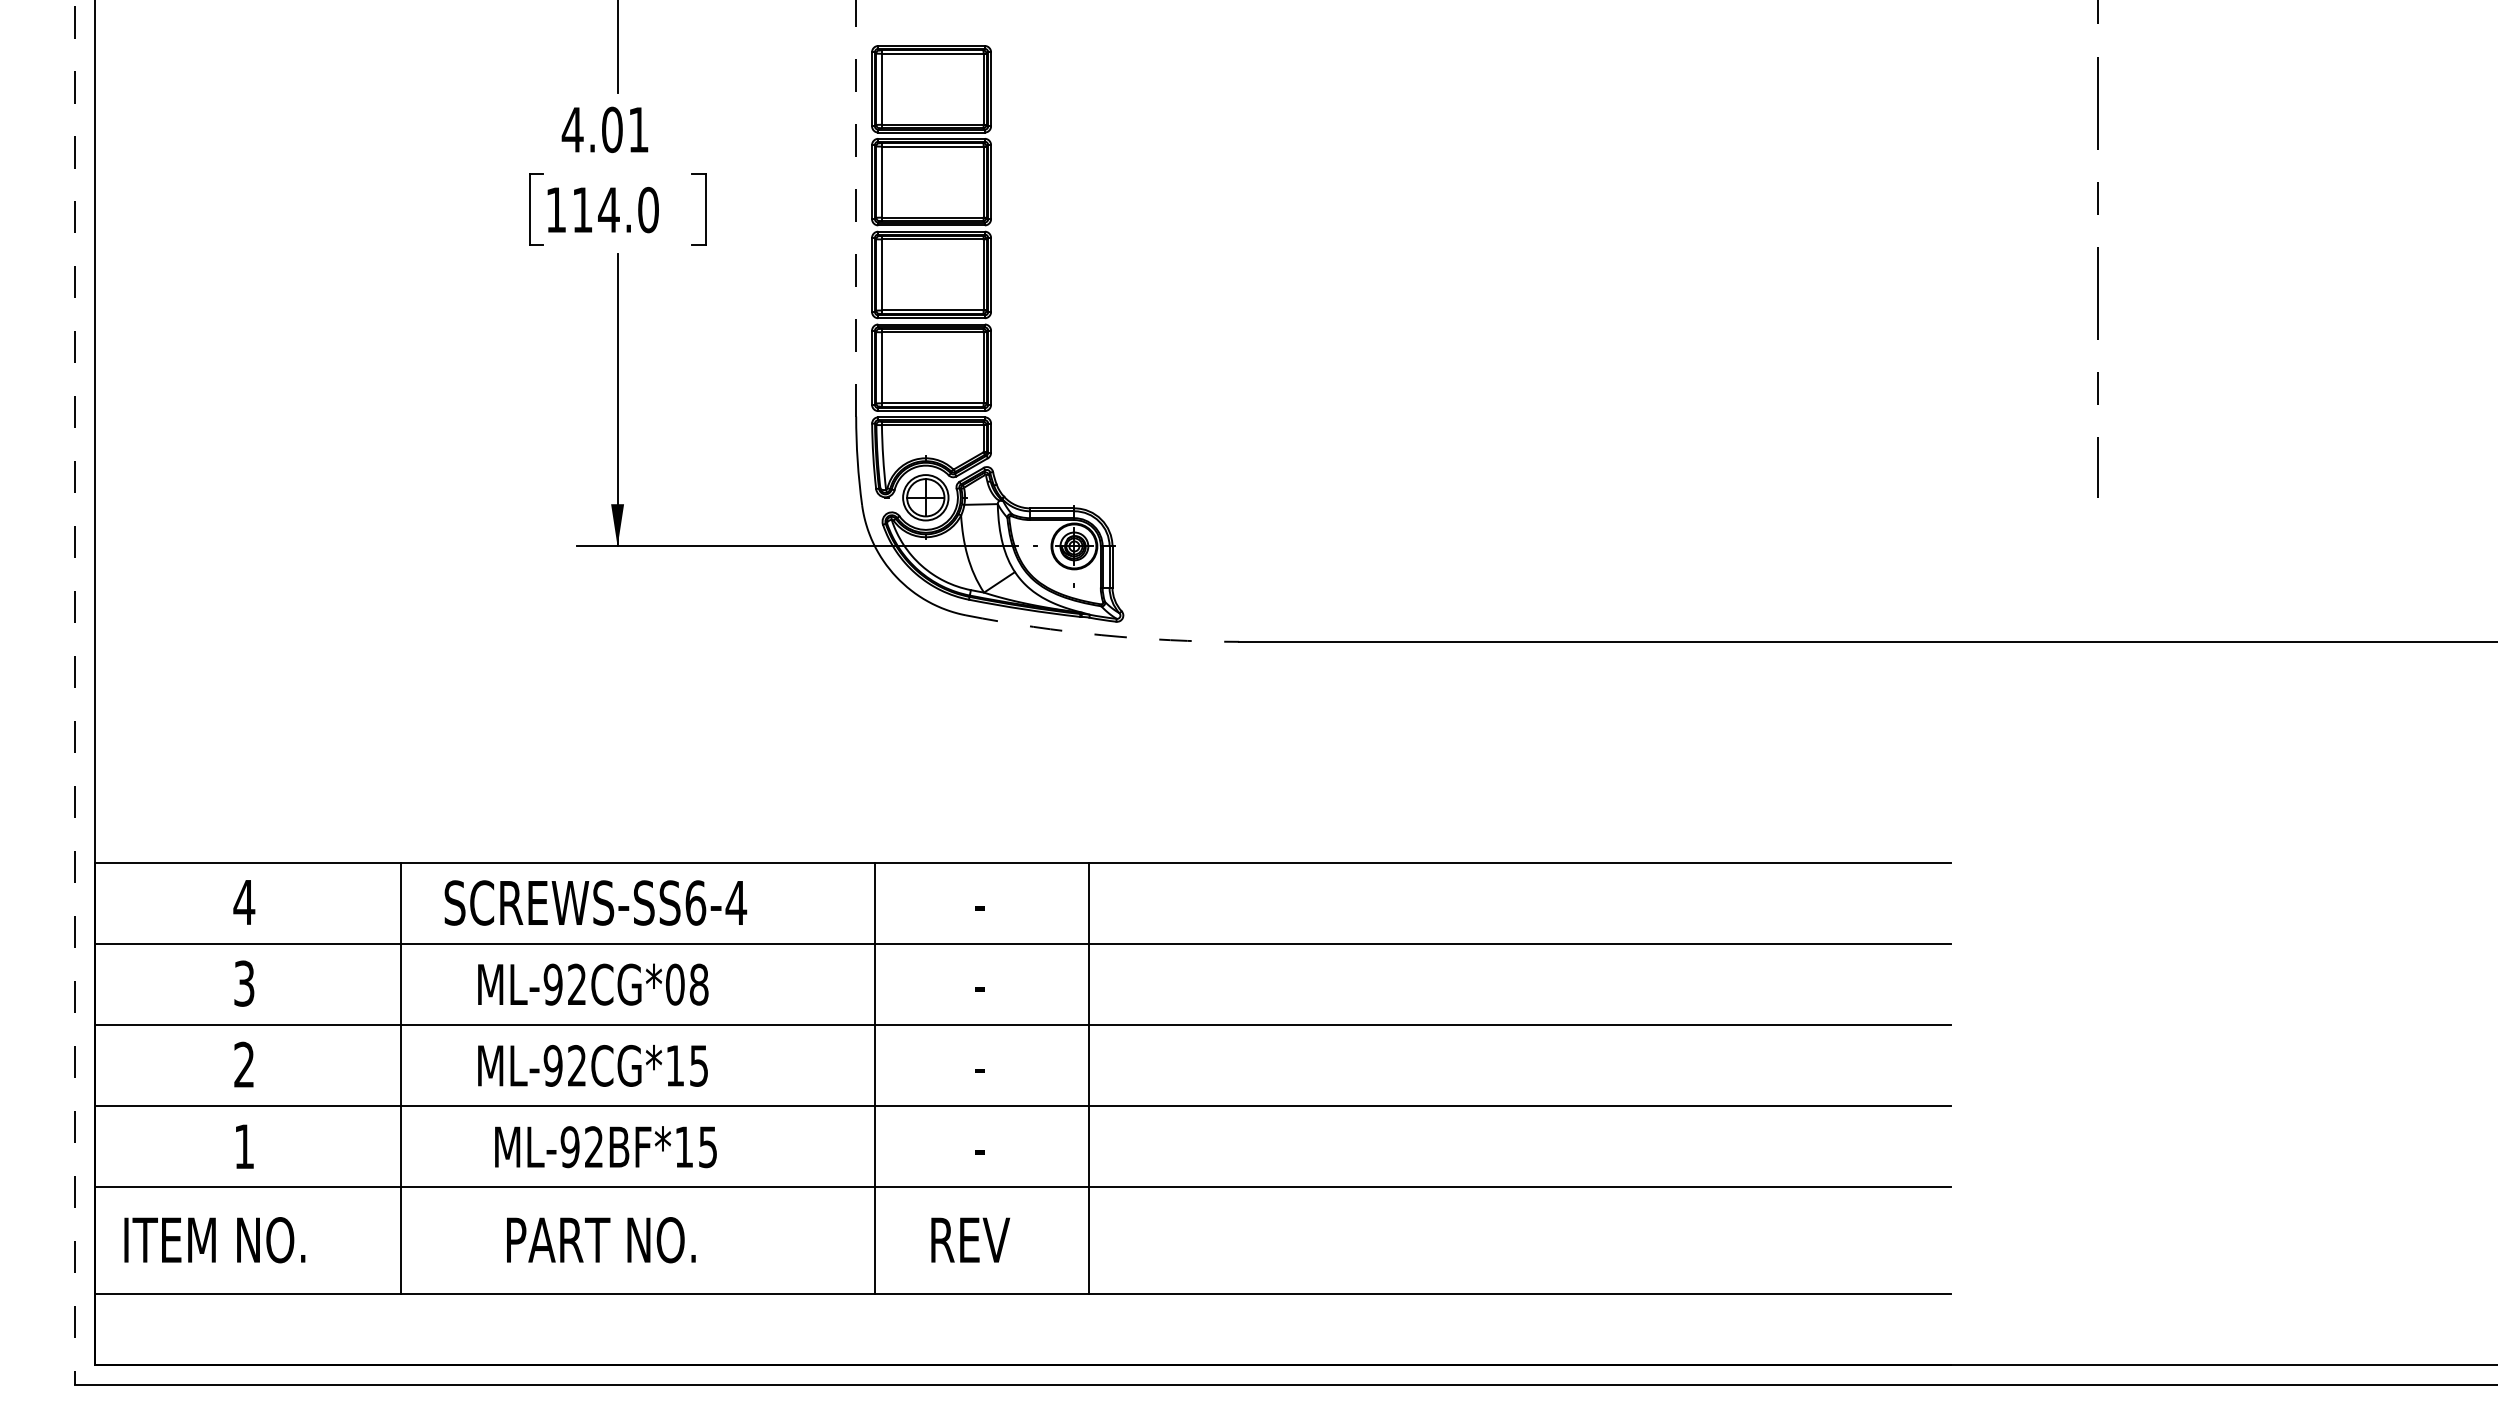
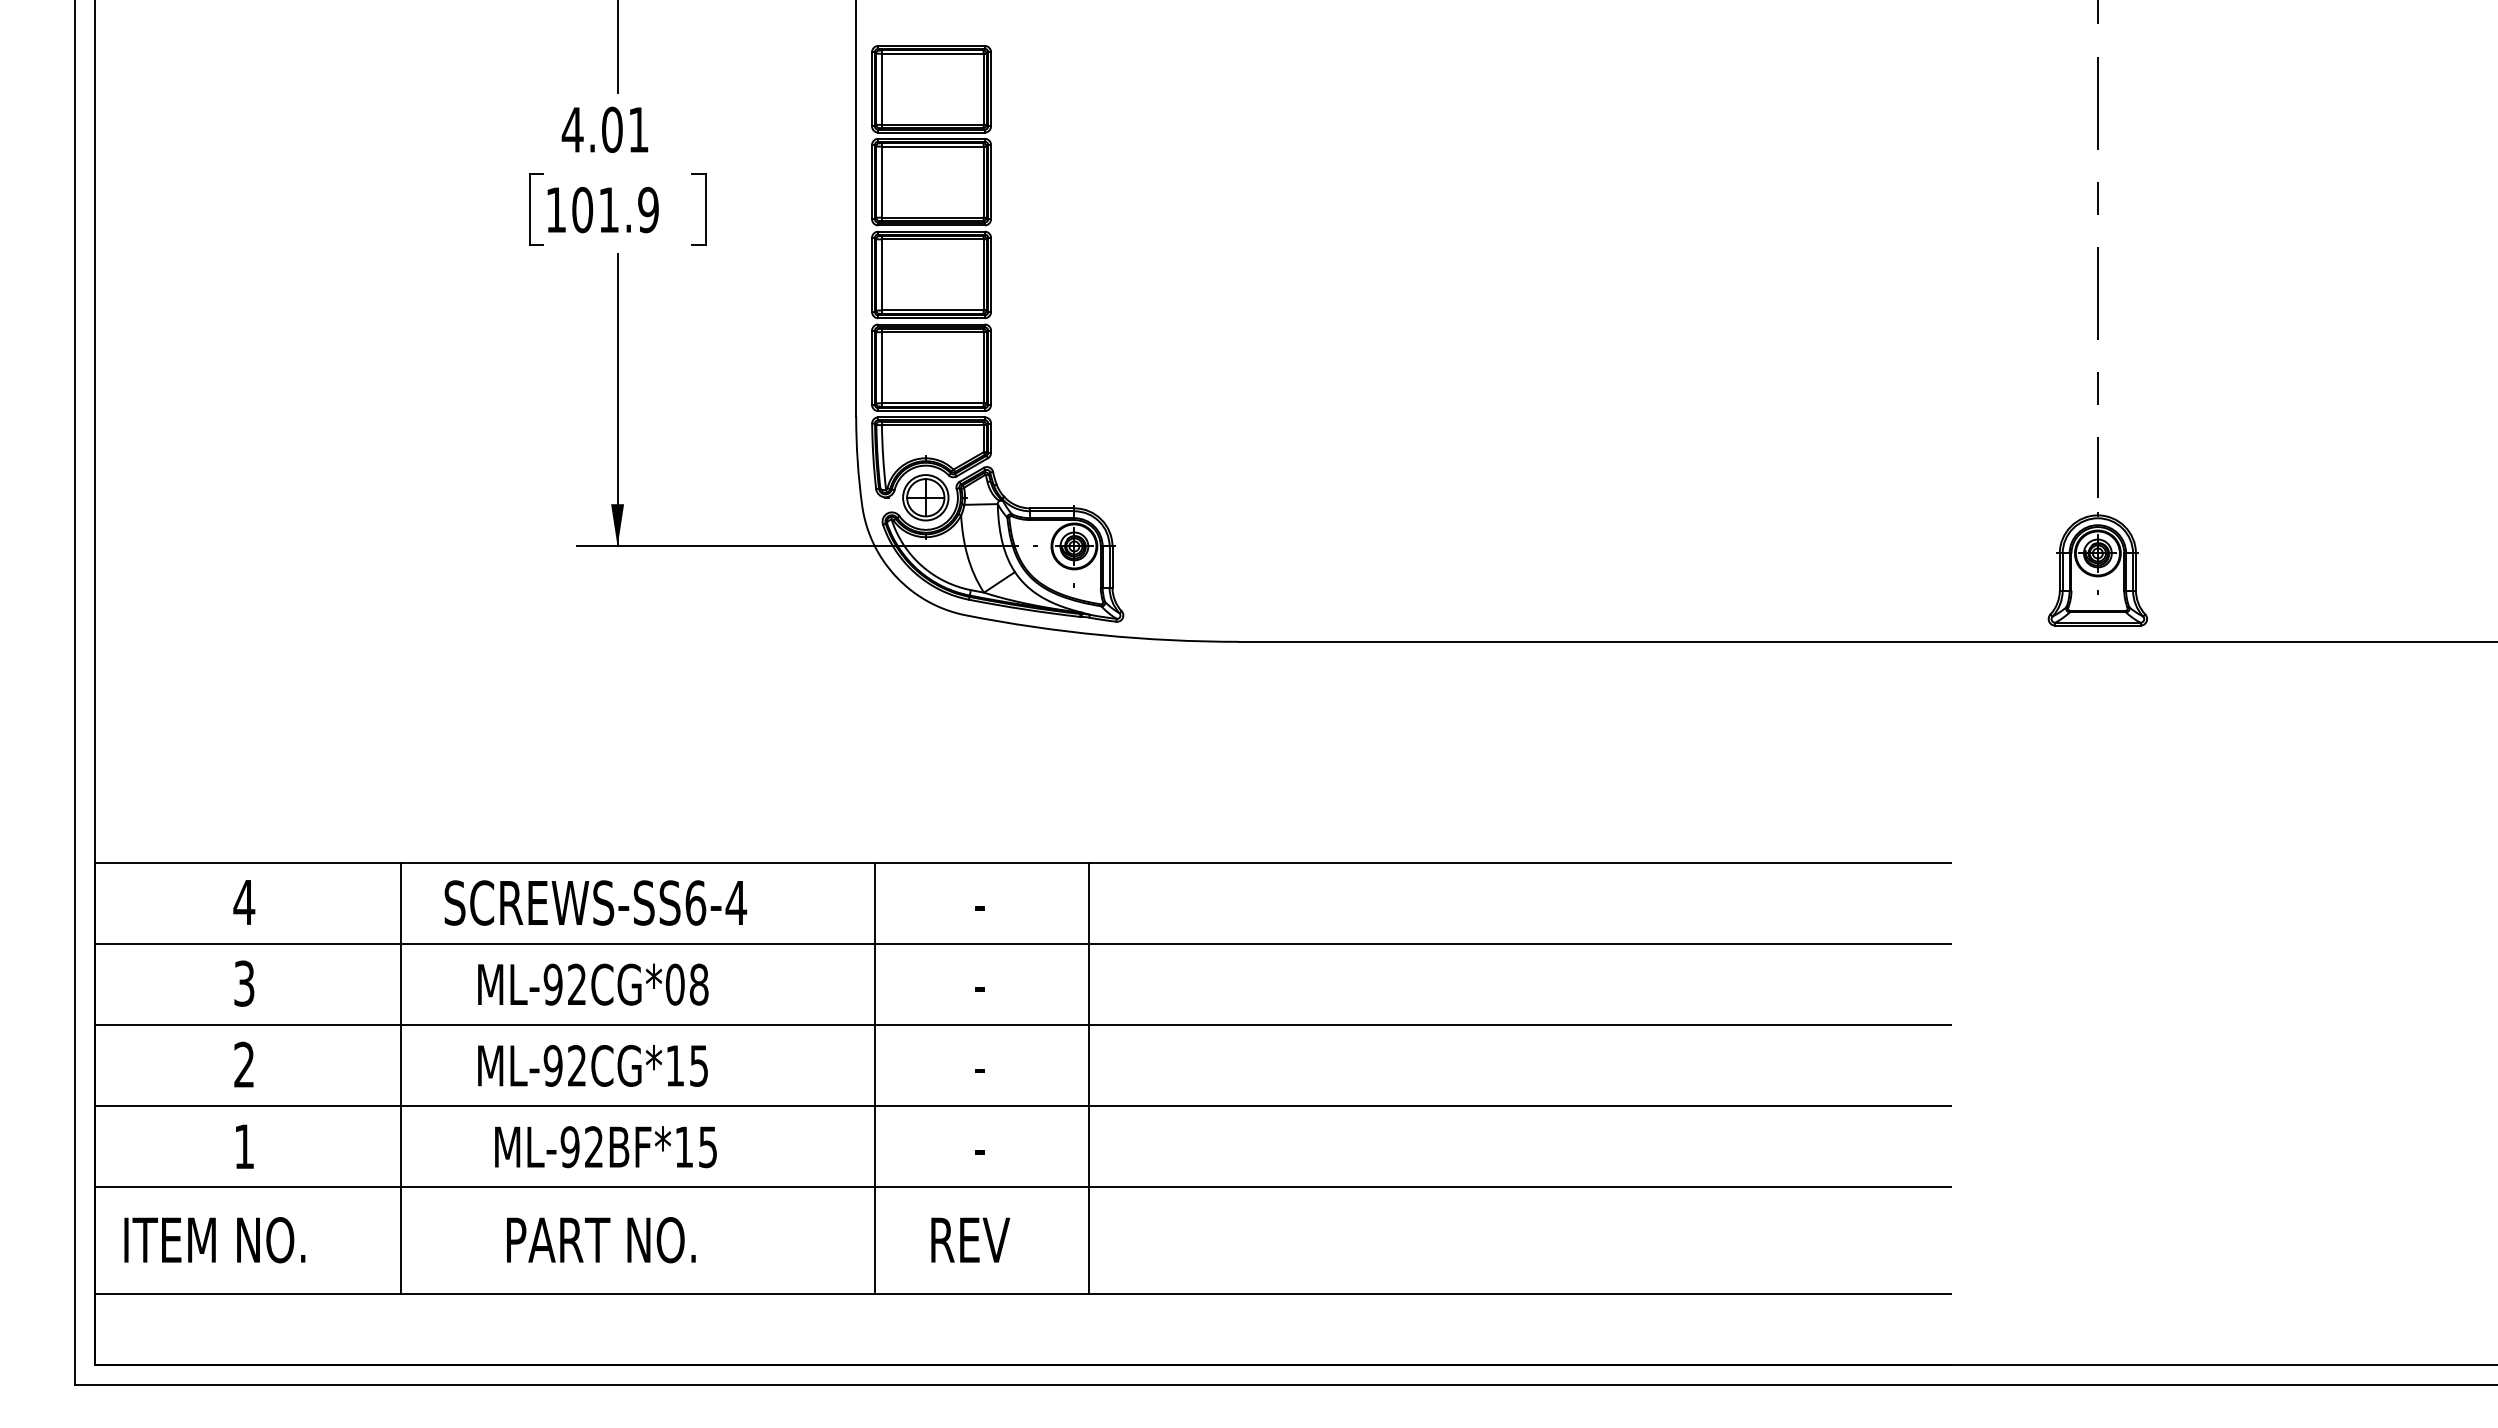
line: dashed -> solid (856, 208)
text: 114.0 -> 101.9 (615, 209)
part: none -> present (2097, 569)
arc: dashed -> solid (1101, 635)
line: dashed -> solid (74, 692)
